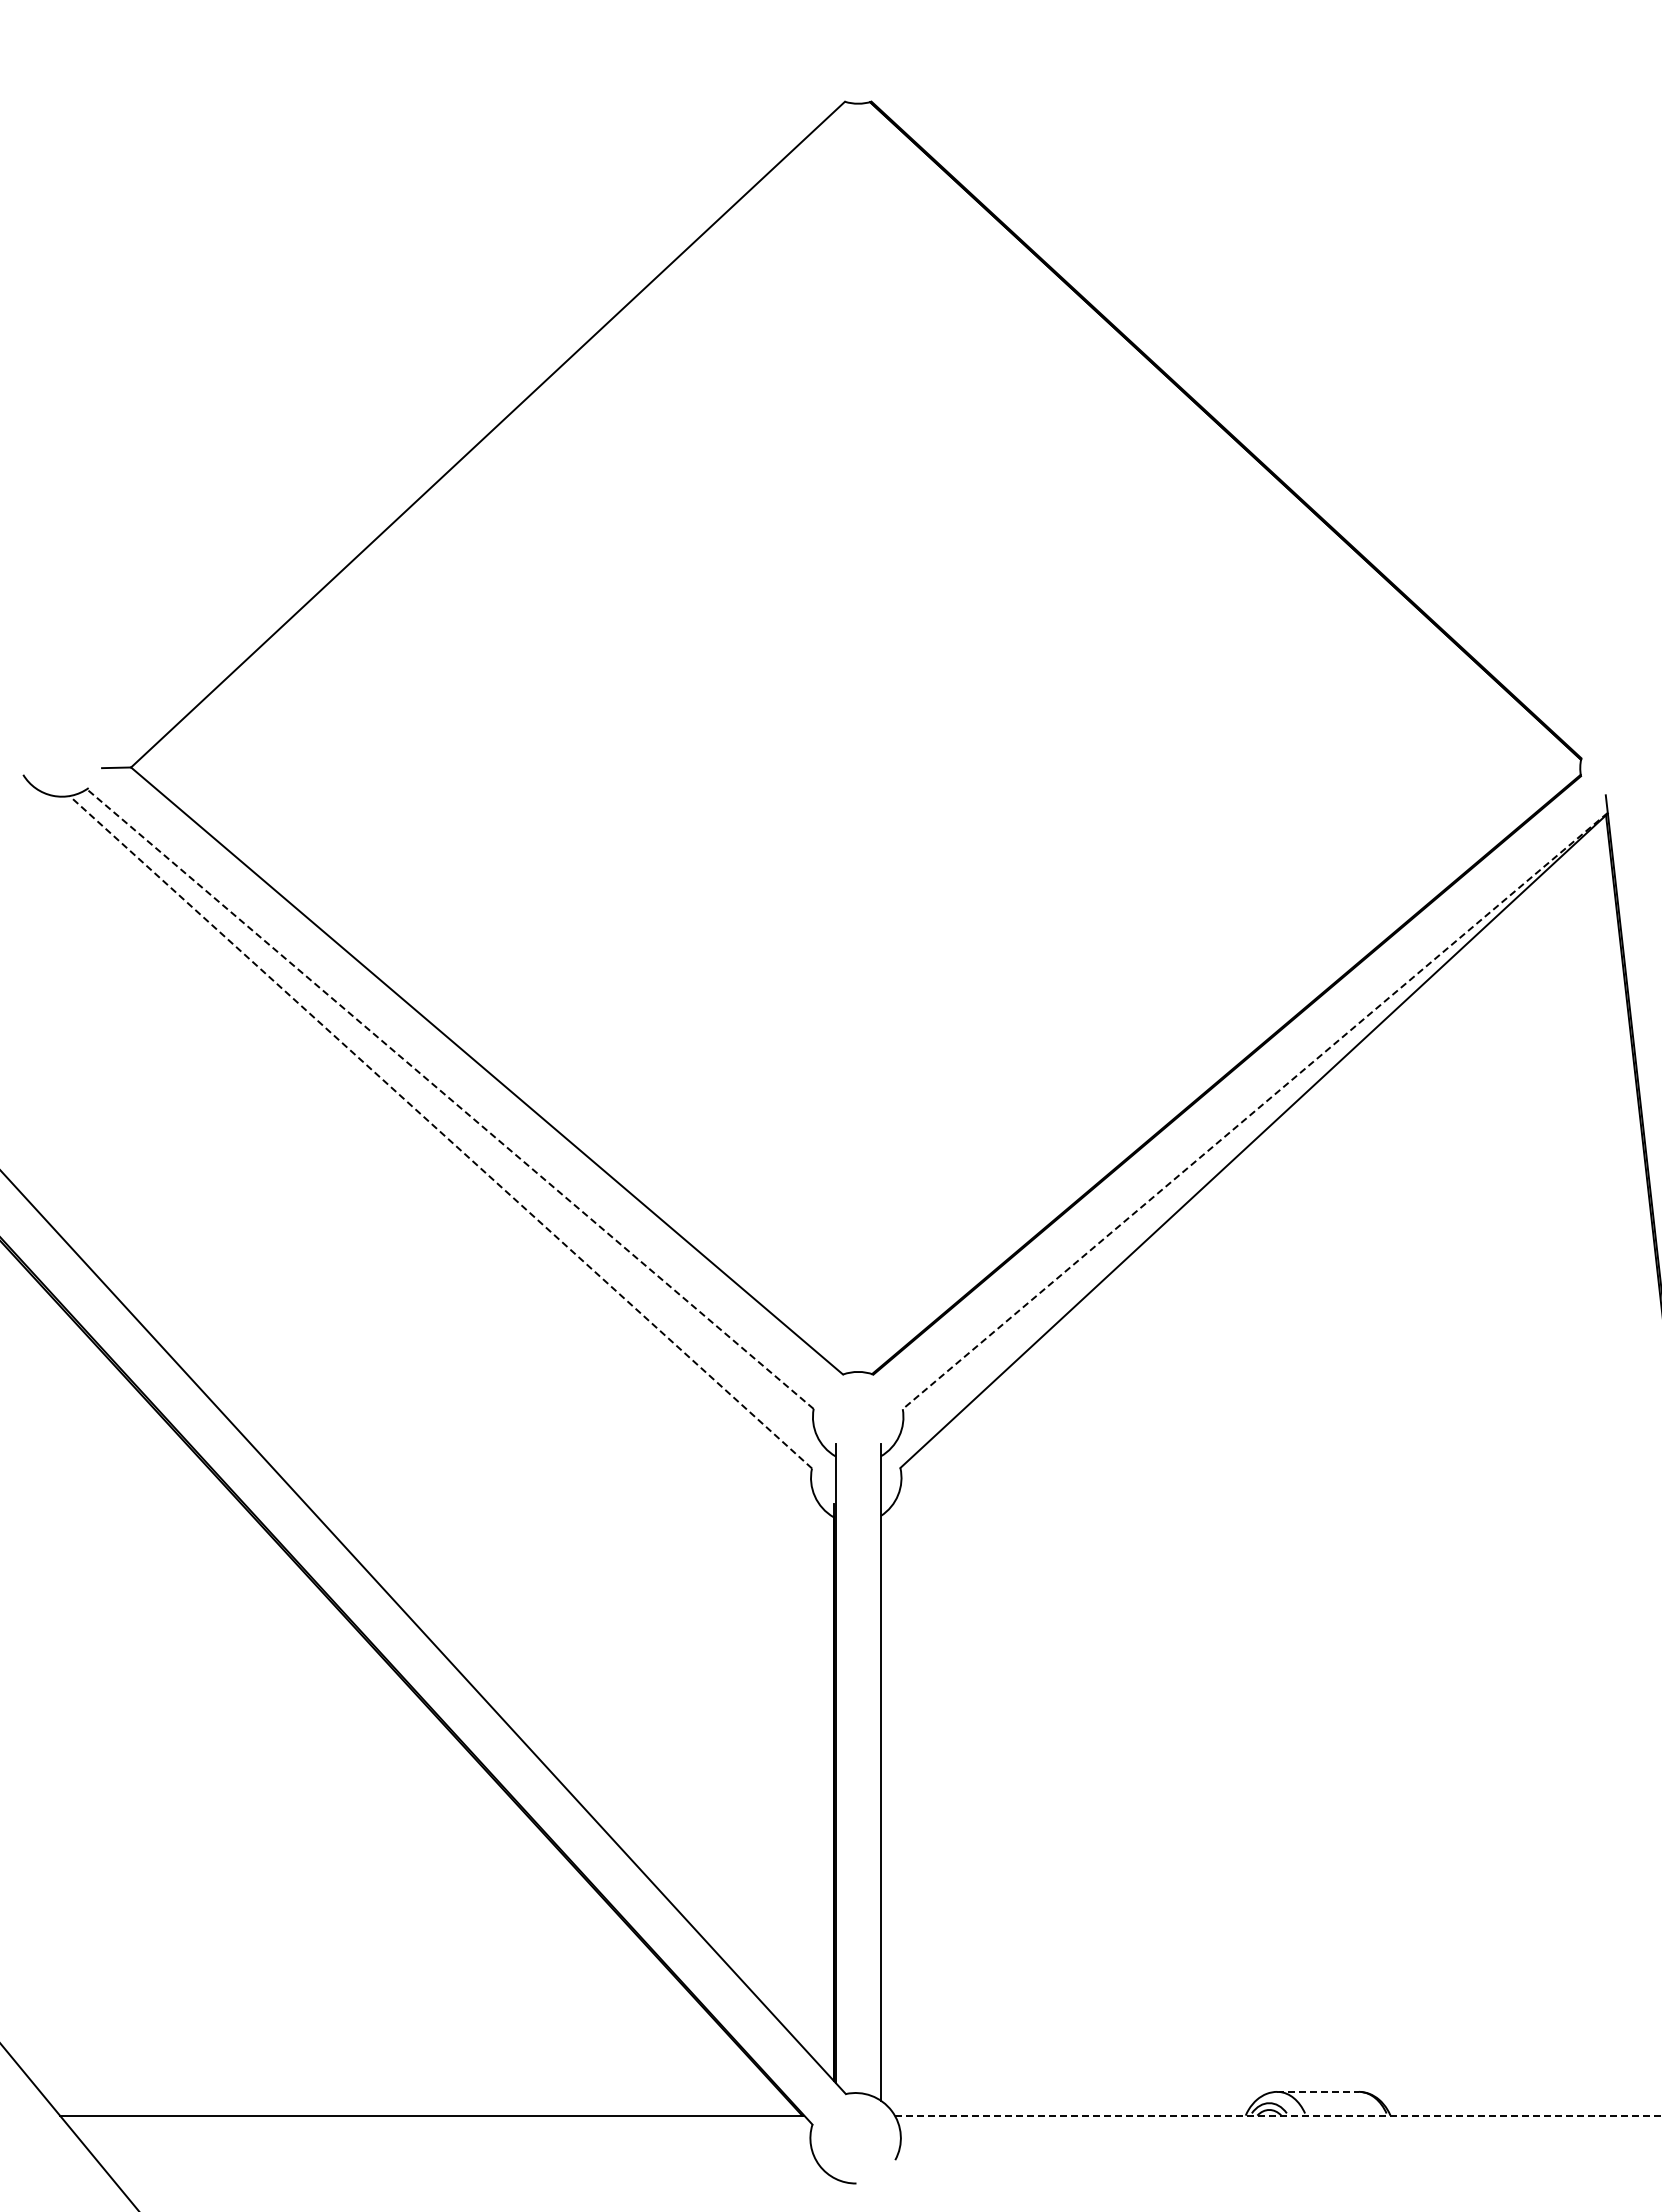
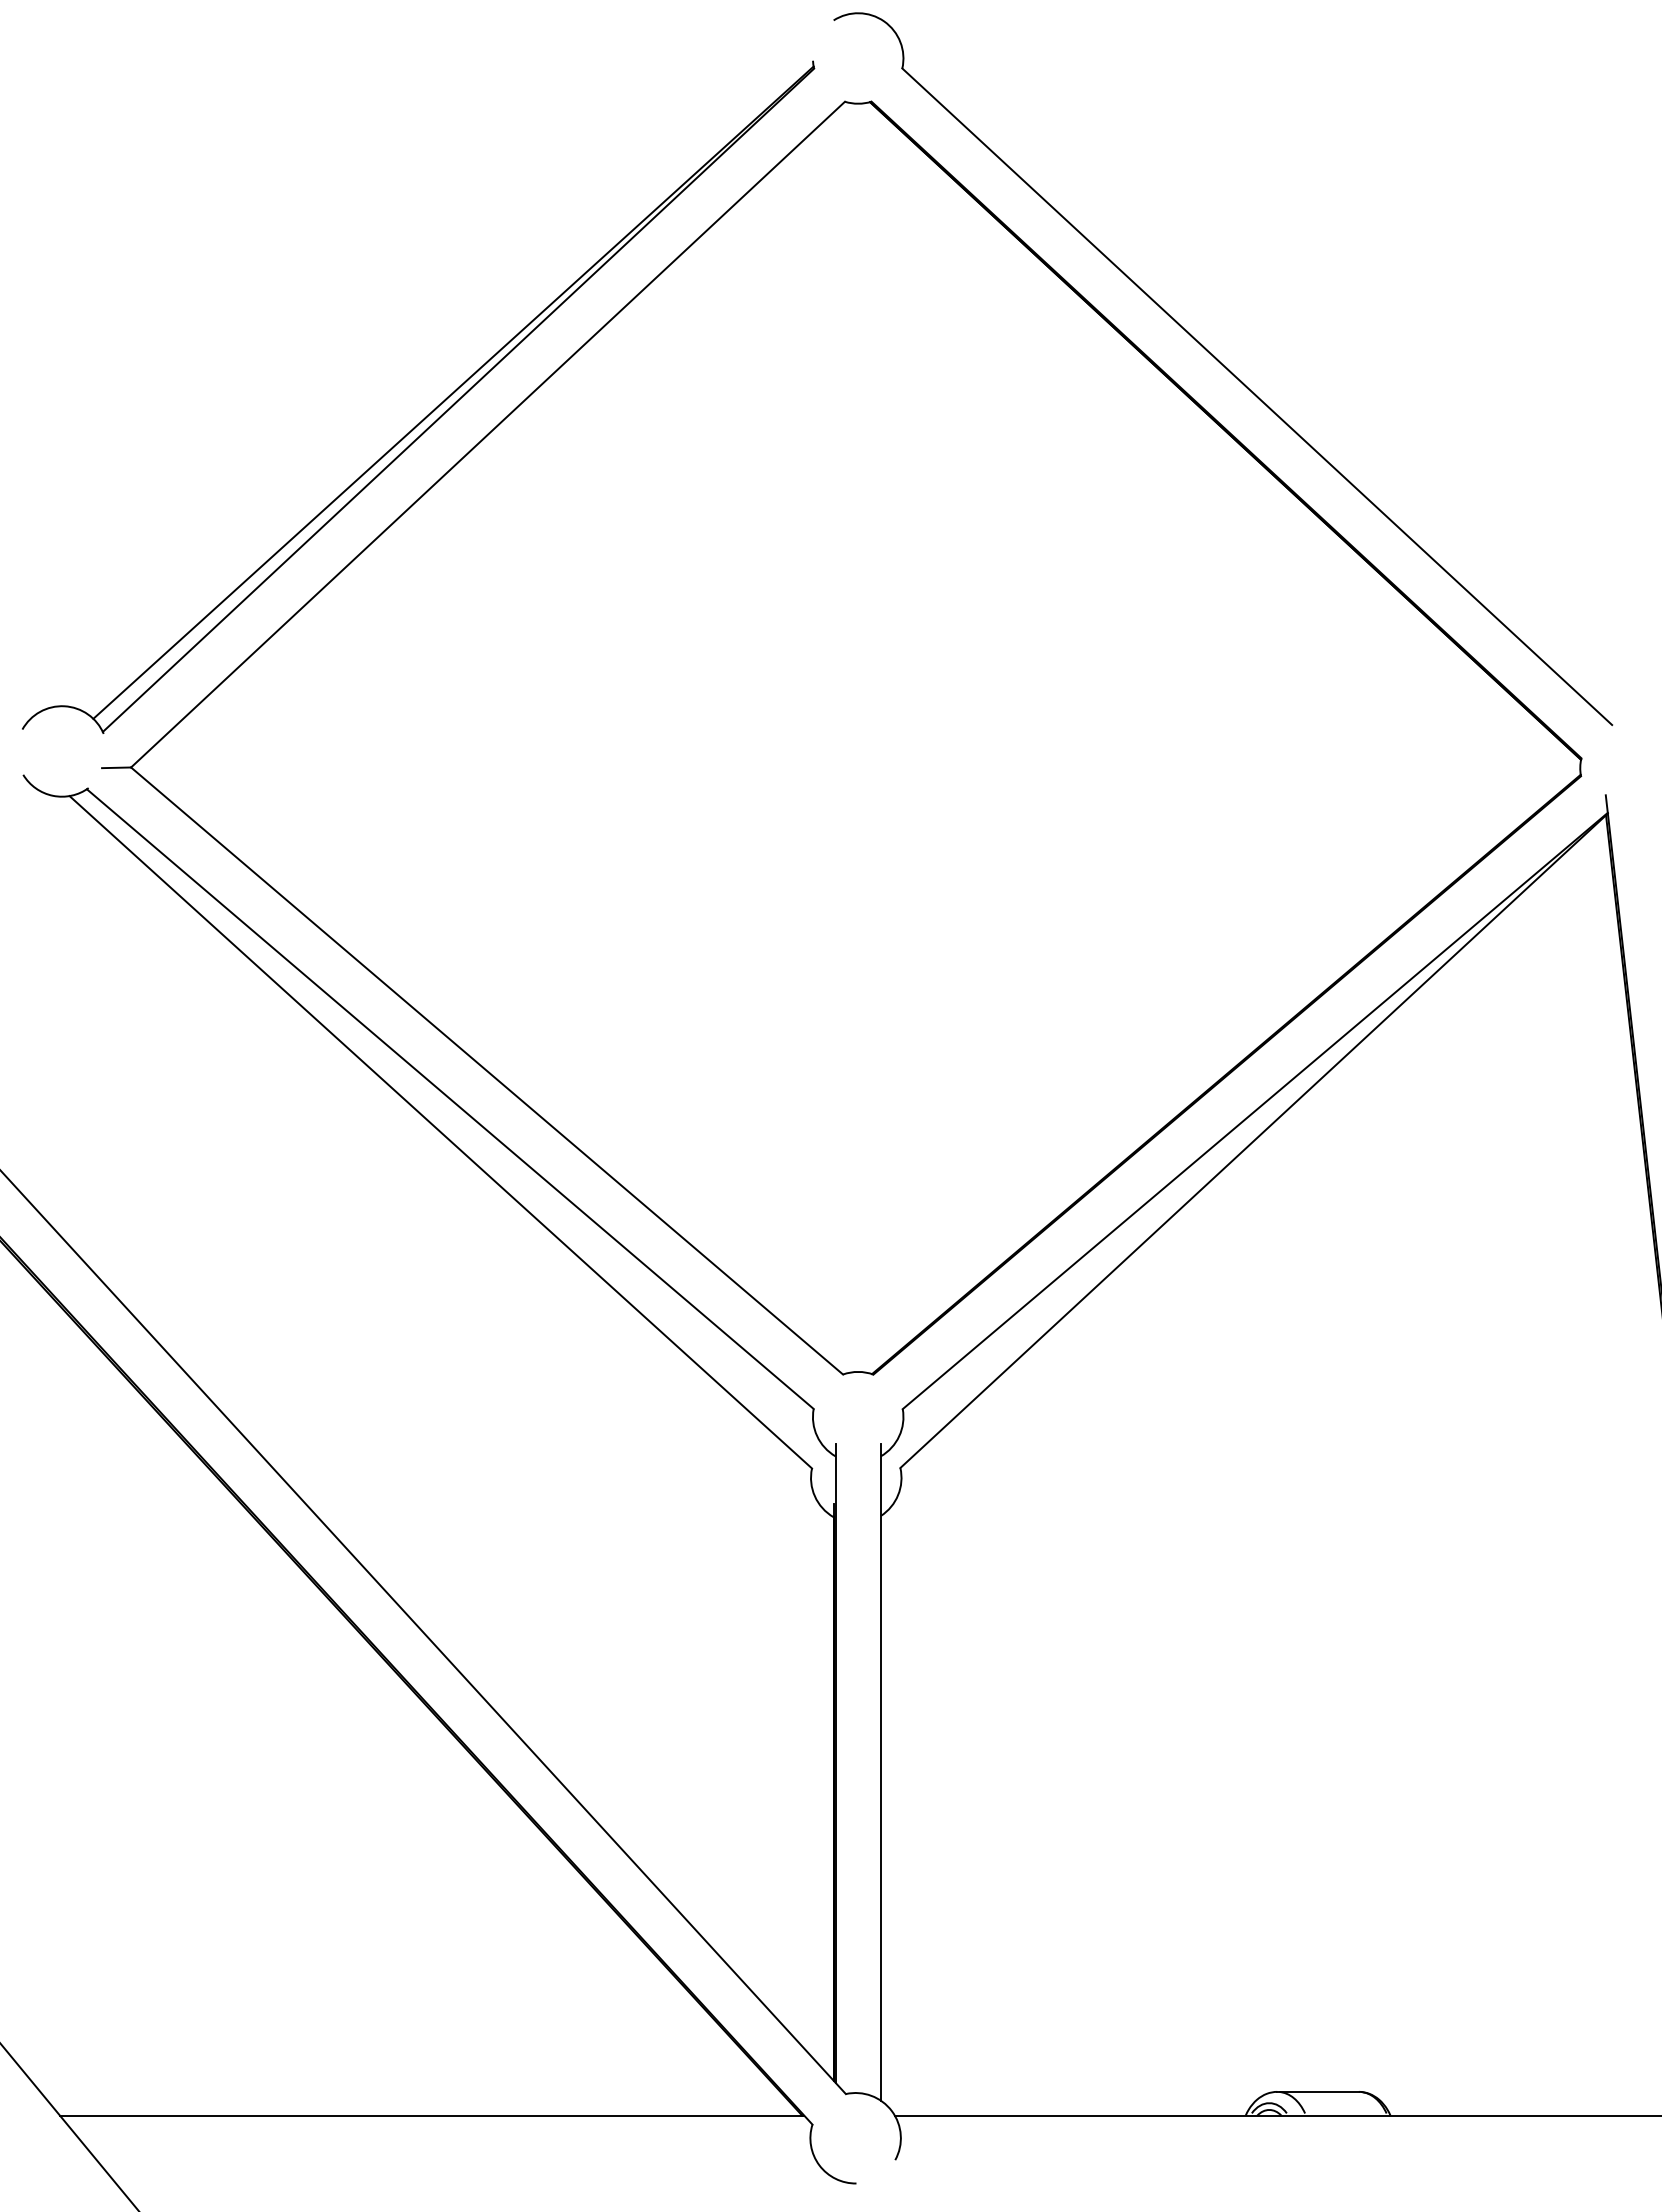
part: none -> present (1223, 368)
part: none -> present (432, 410)
line: dashed -> solid (450, 1099)
line: dashed -> solid (1255, 1111)
line: dashed -> solid (440, 1132)
line: dashed -> solid (1318, 2091)
line: dashed -> solid (1278, 2115)
